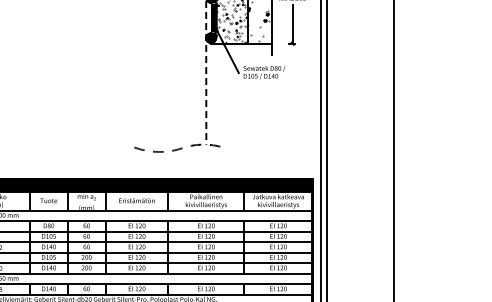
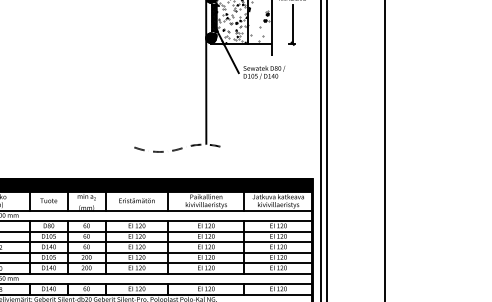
line: dashed -> solid (206, 72)
line position: (393, 150) -> (384, 150) (384, 150)
